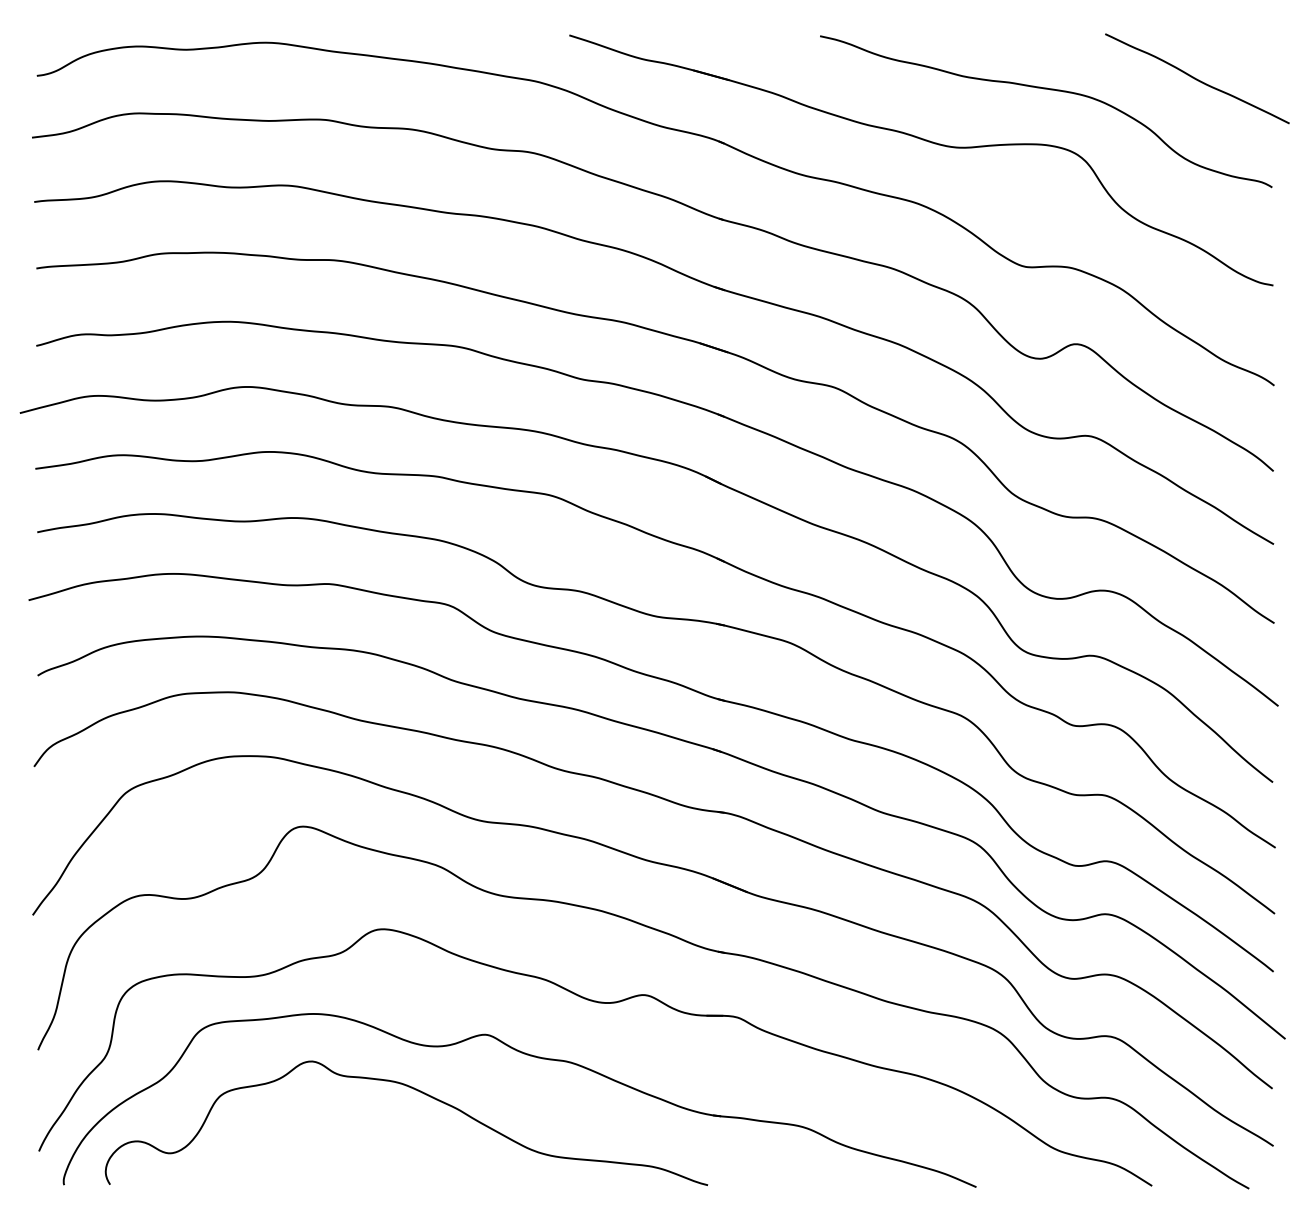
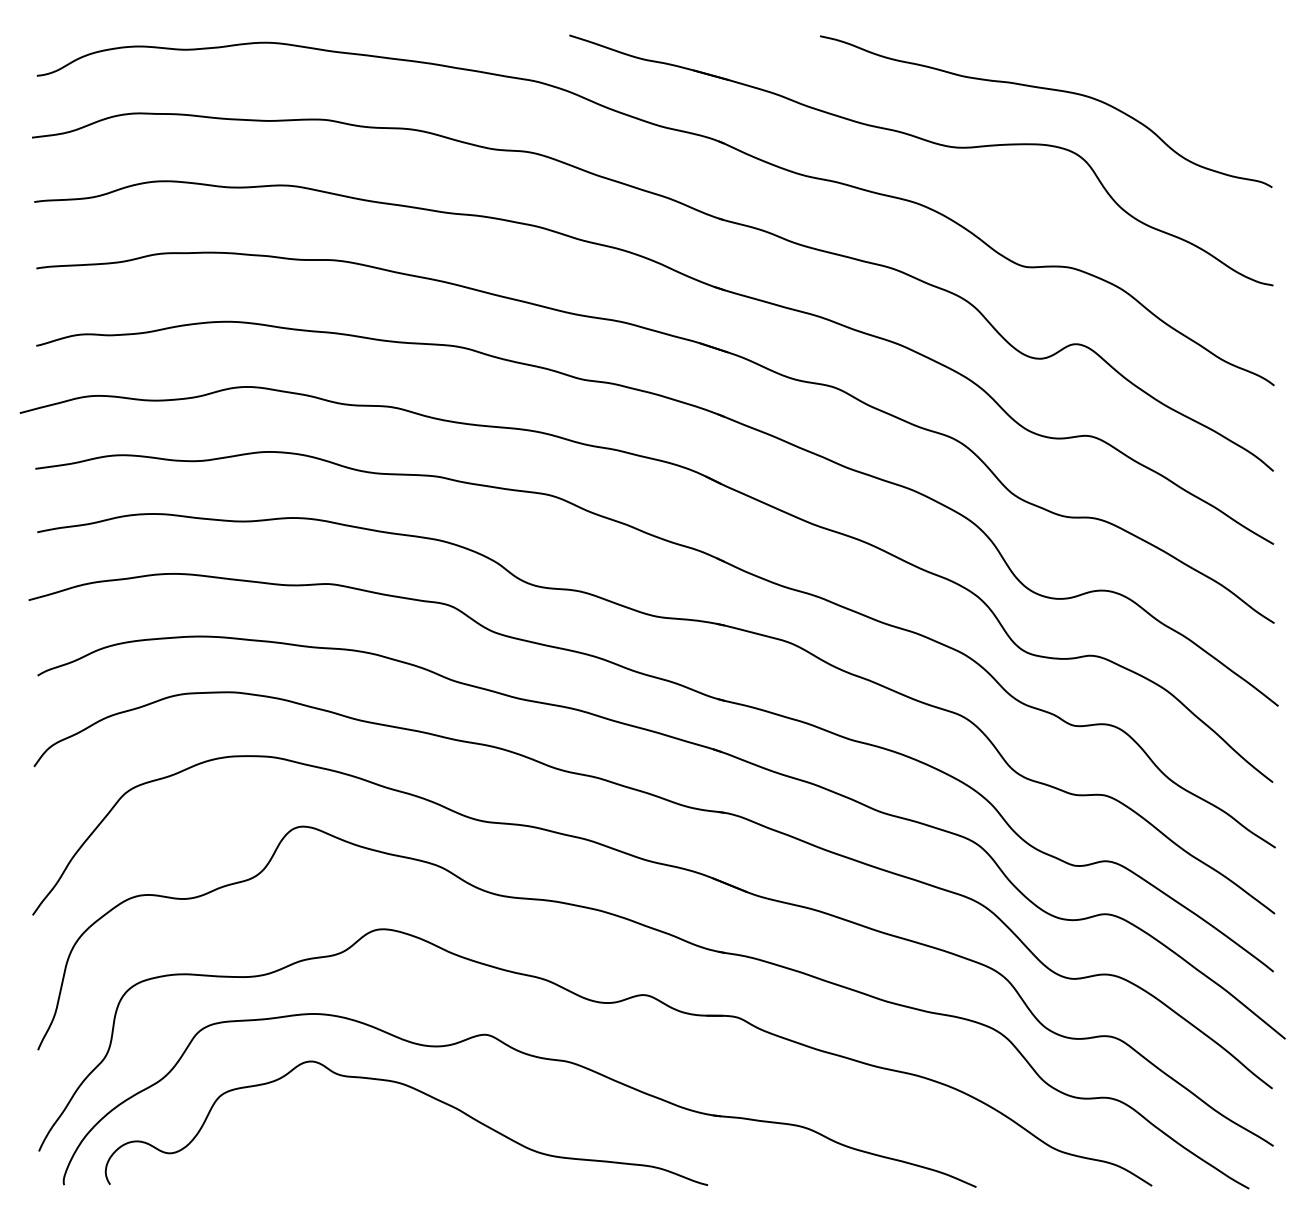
curve: present -> none (1197, 78)
